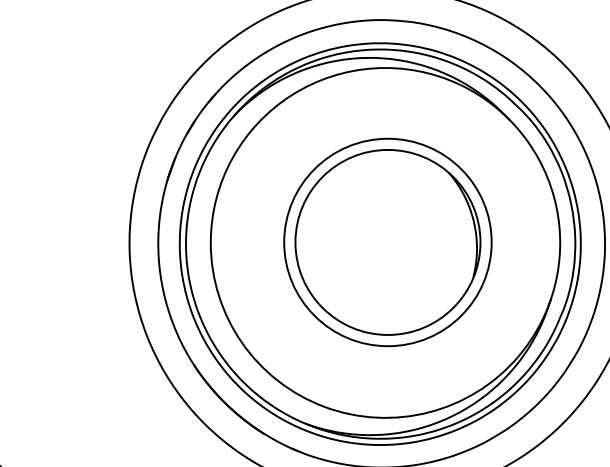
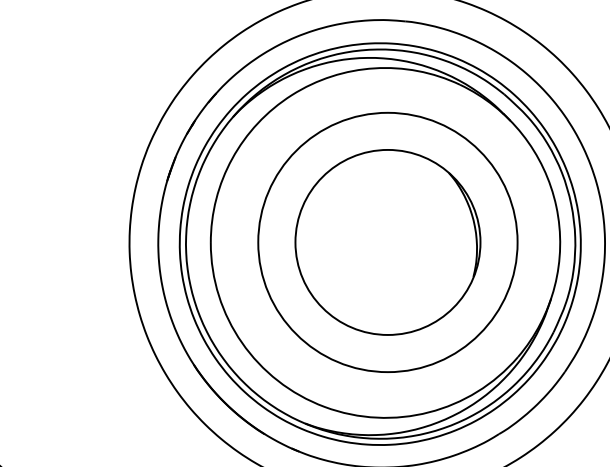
circle diameter: 207 px -> 259 px (387, 242)
